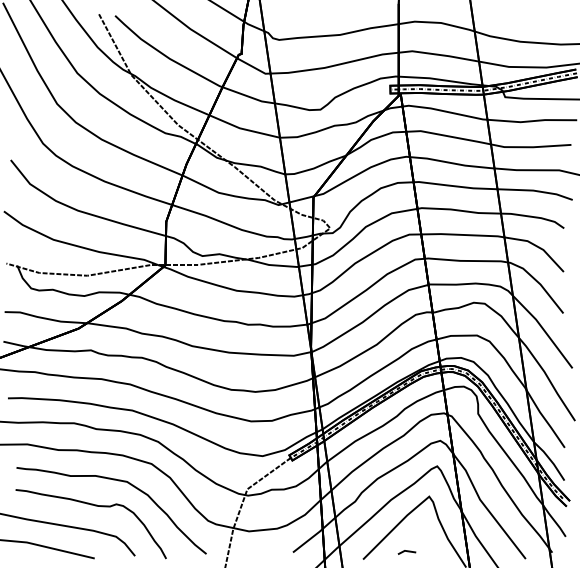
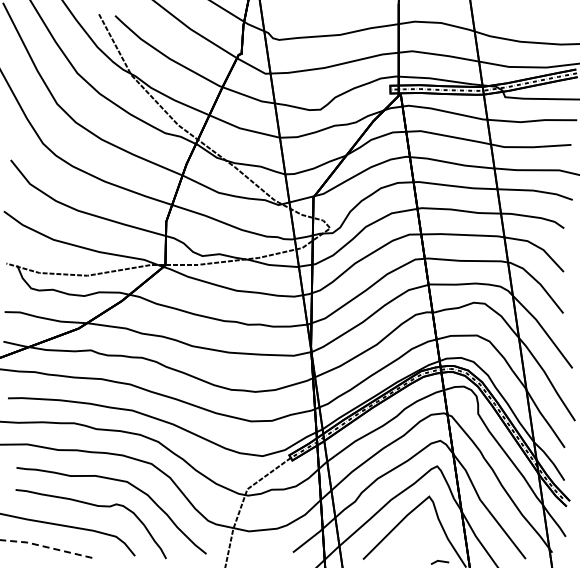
line: solid -> dashed (47, 547)
line position: (406, 551) -> (439, 561) (439, 561)
